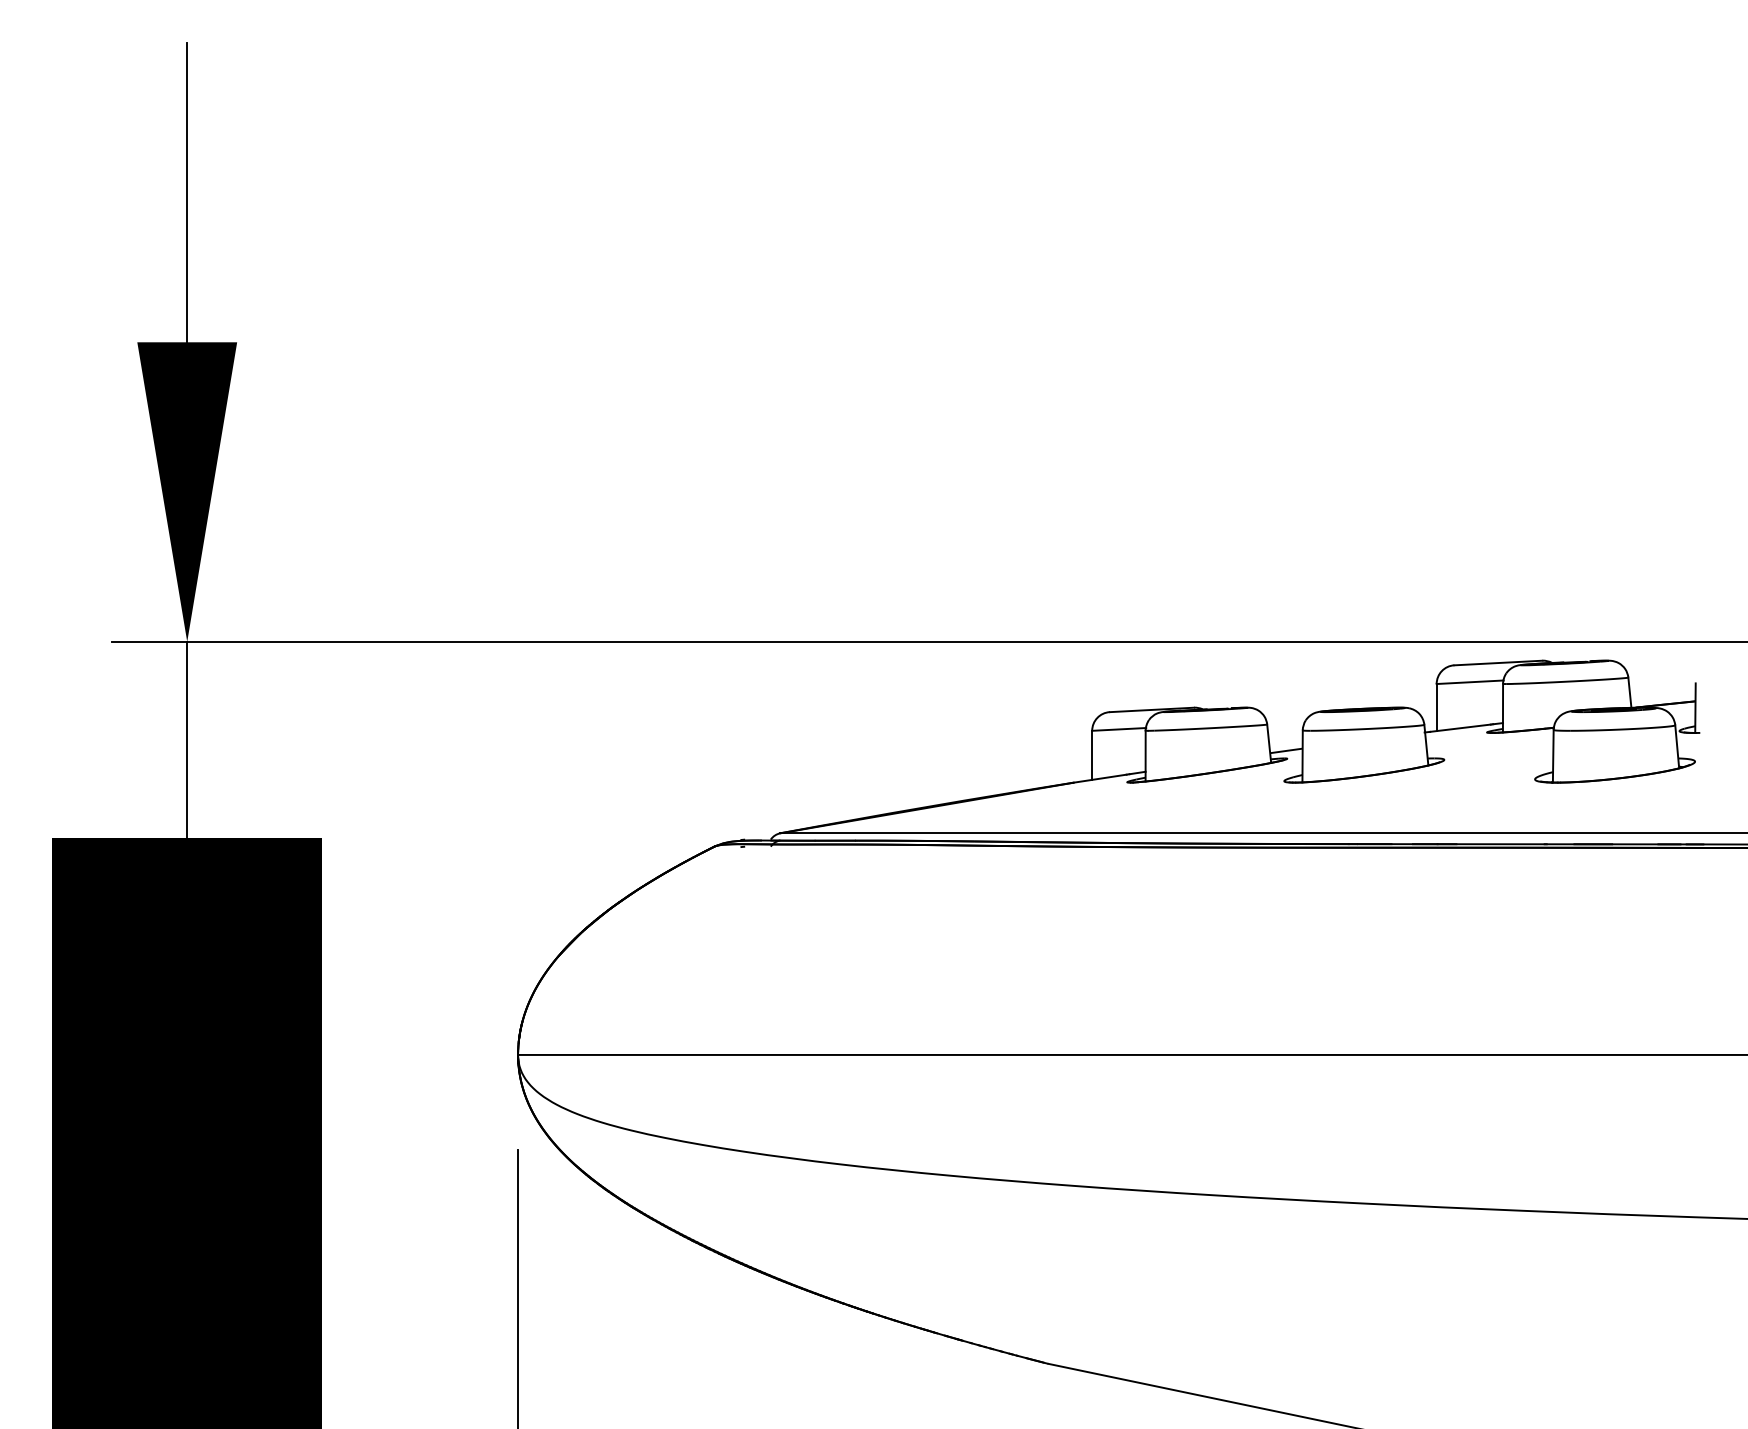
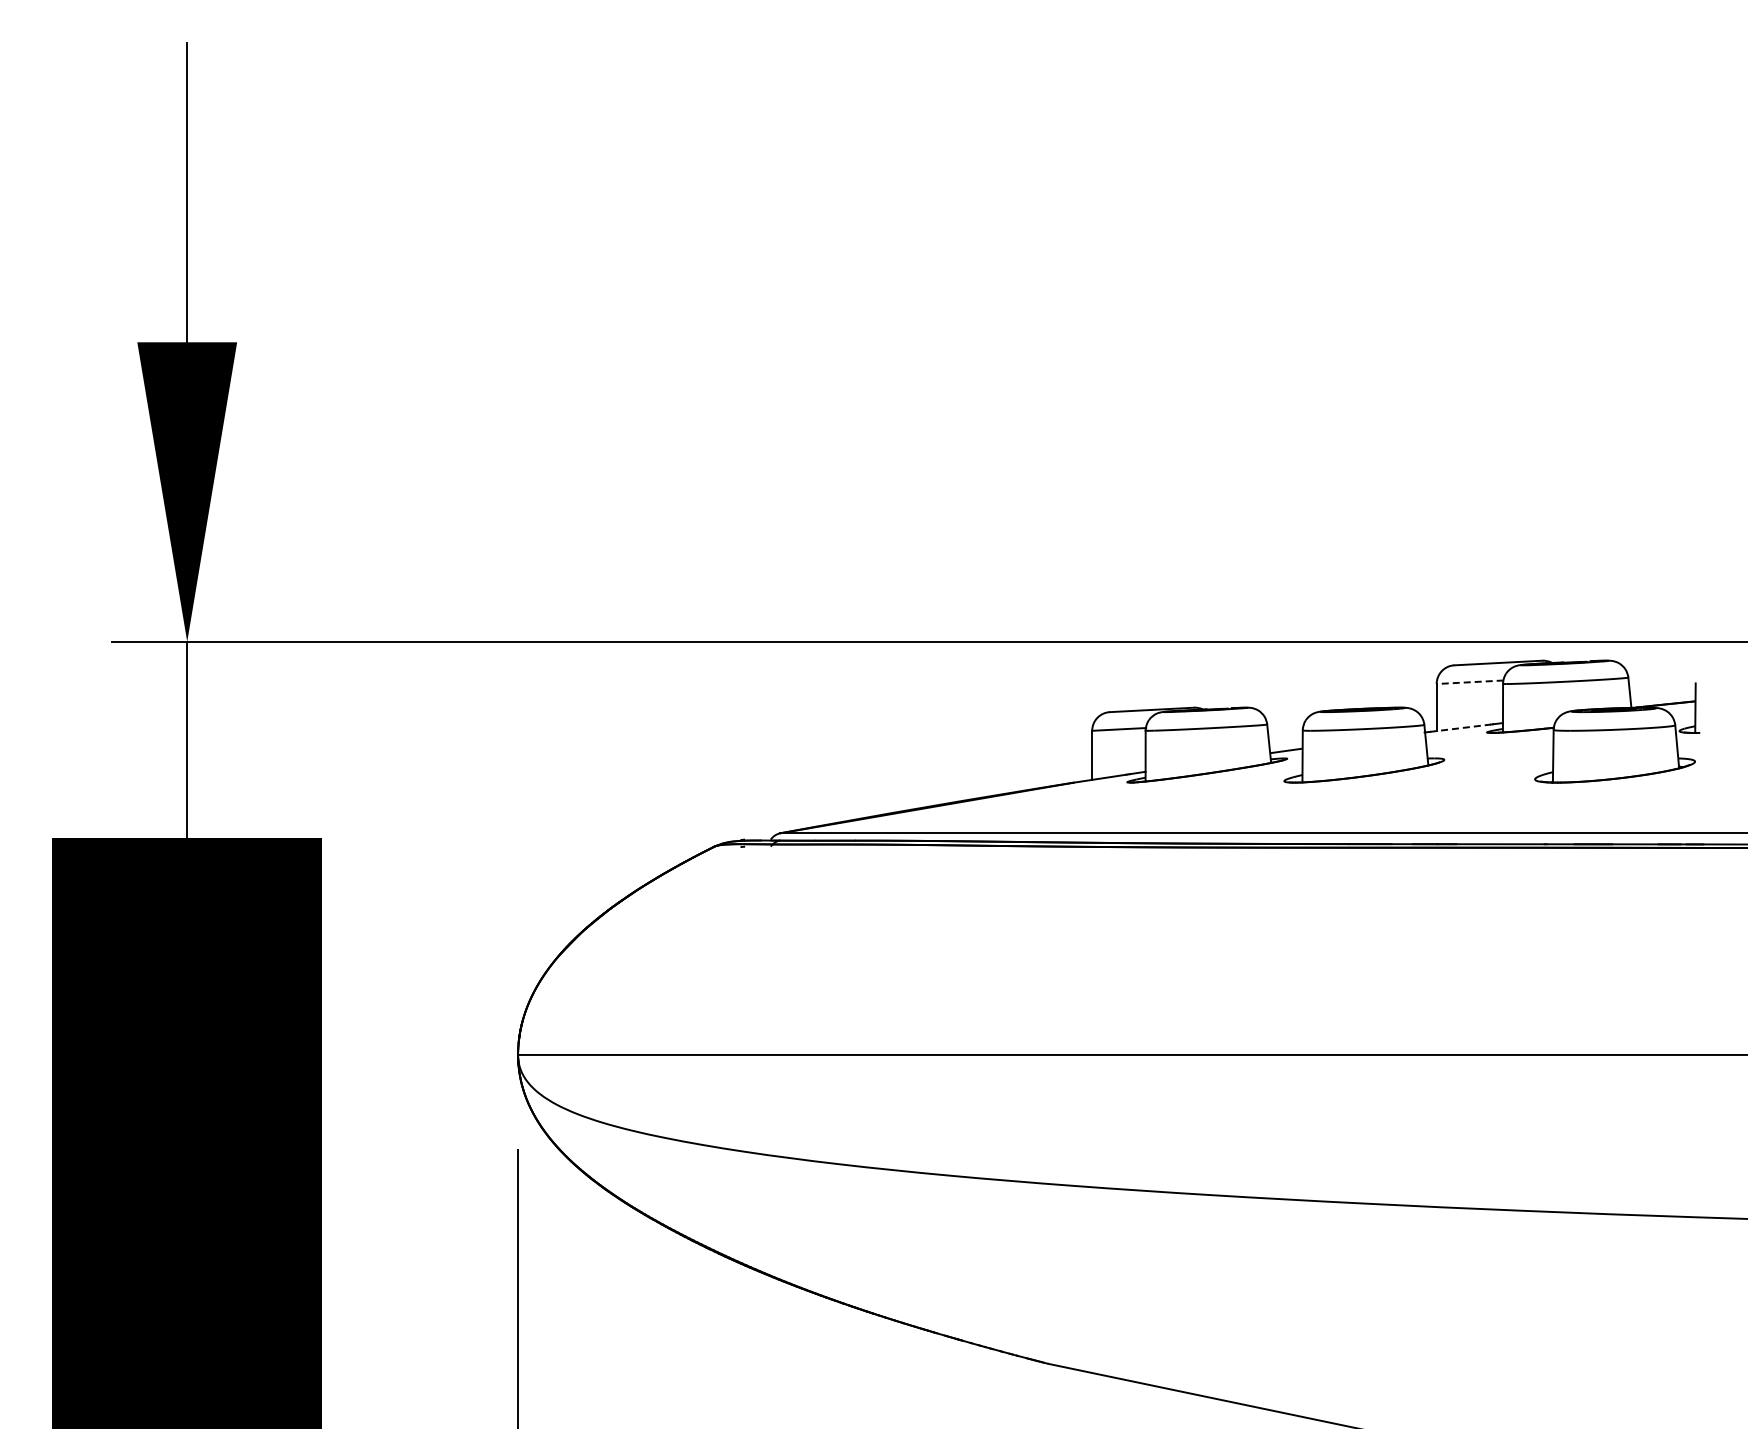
line: solid -> dashed (1470, 682)
line: solid -> dashed (1460, 728)
